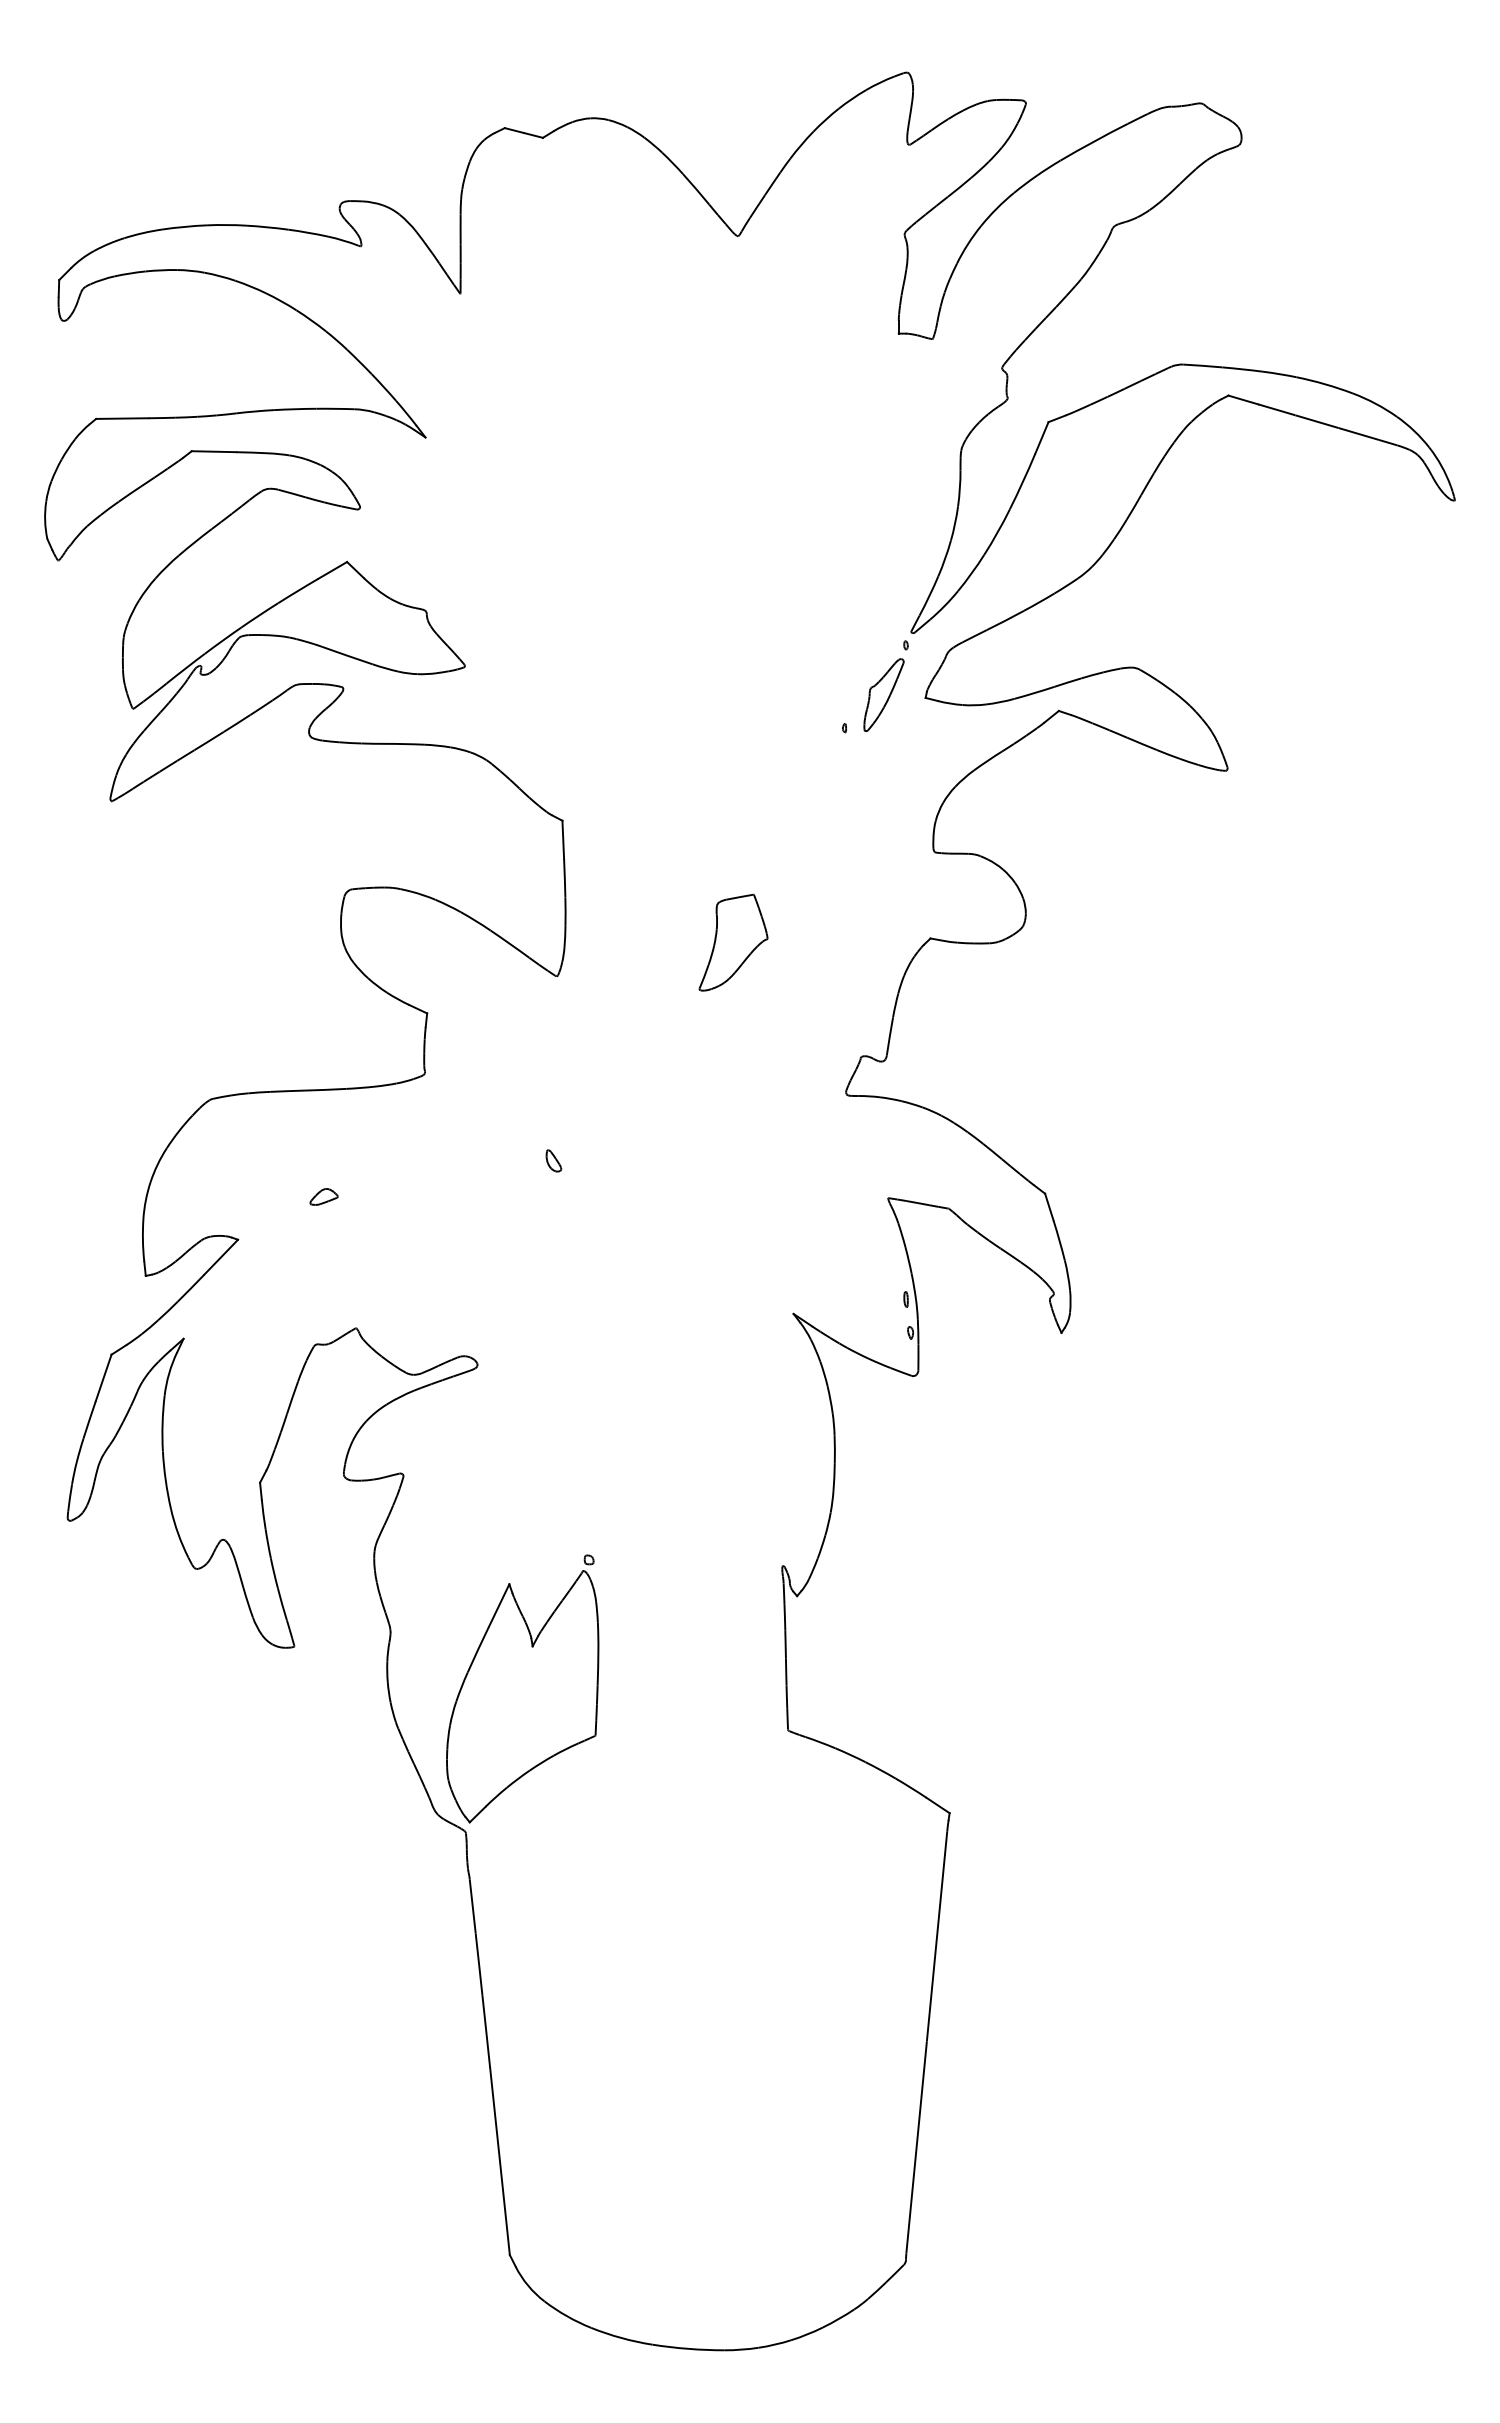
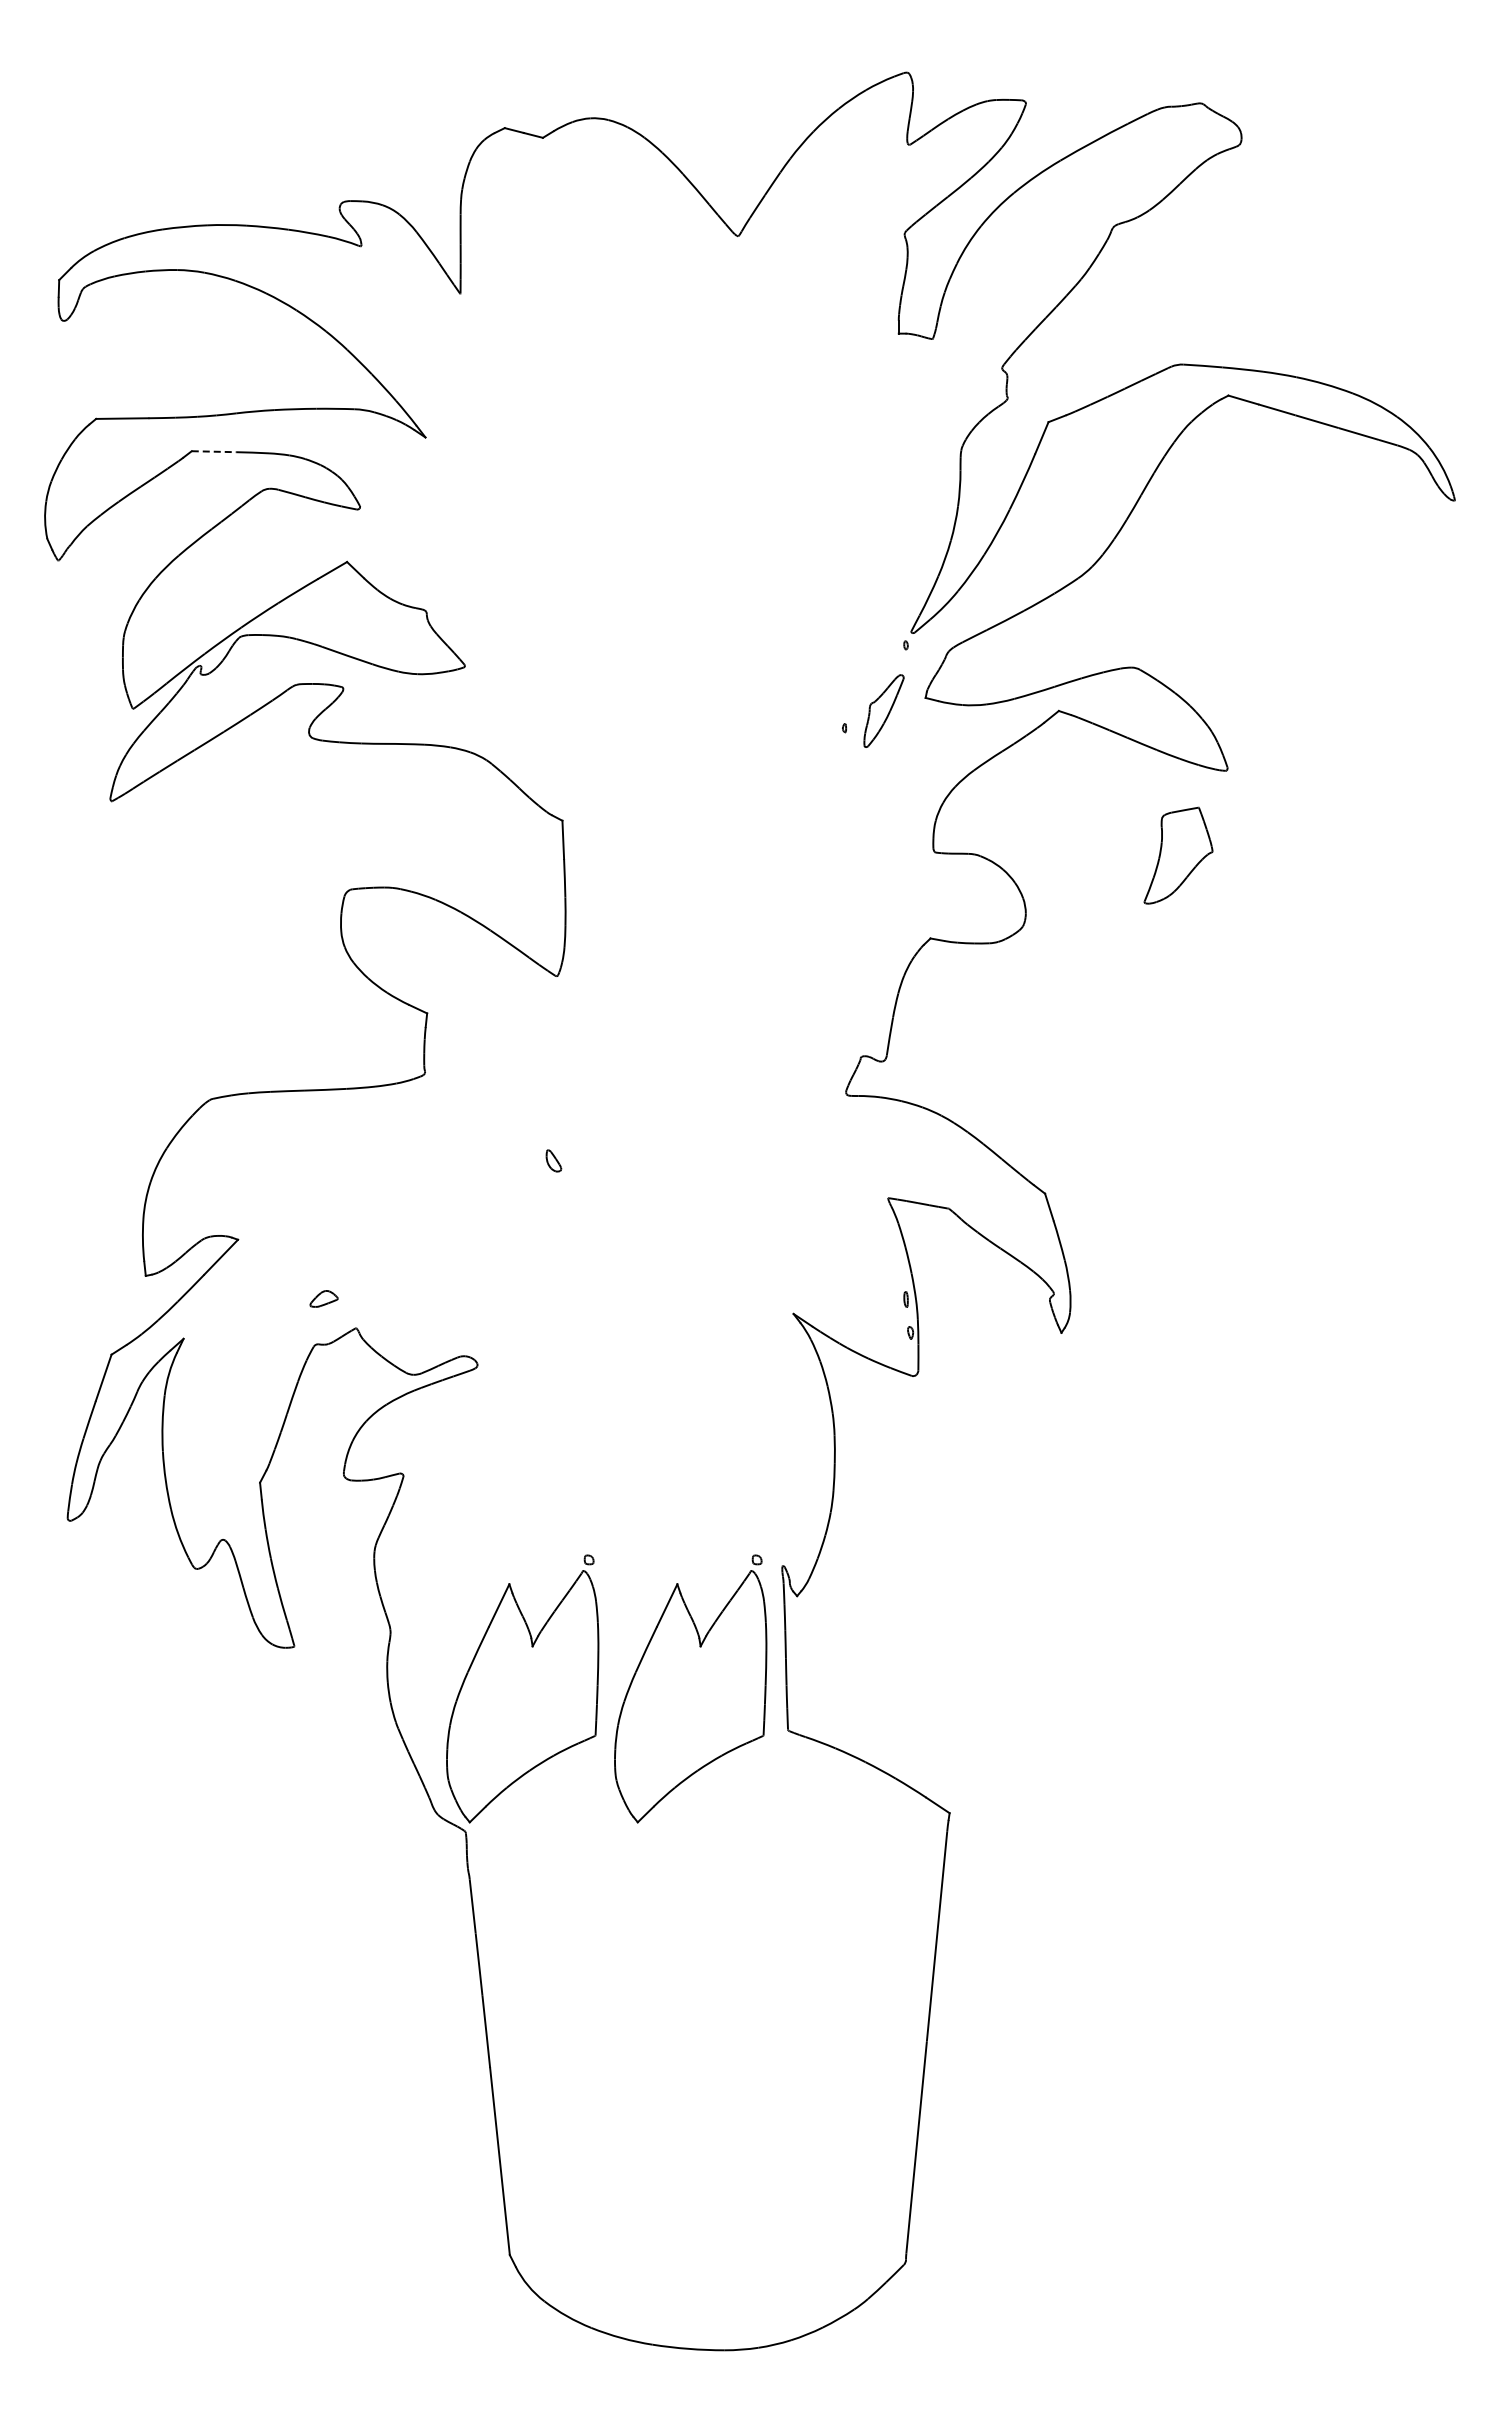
line: solid -> dashed (214, 451)
part position: (883, 694) -> (883, 710) (883, 710)
part position: (733, 942) -> (1178, 855) (1178, 855)
part position: (323, 1196) -> (323, 1298) (323, 1298)
part: none -> present (690, 1688)
